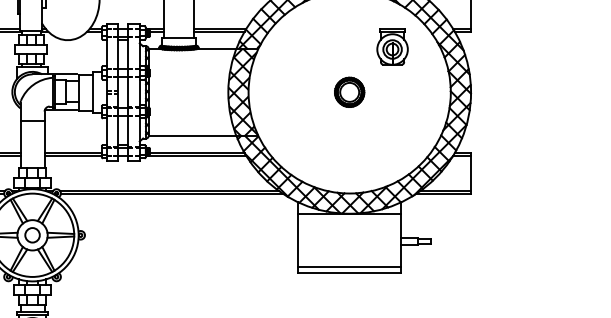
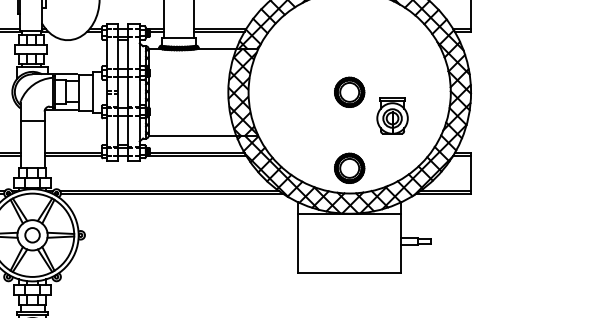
part position: (392, 46) -> (392, 115) (392, 115)
part: none -> present (349, 167)
line: present -> none (349, 266)
